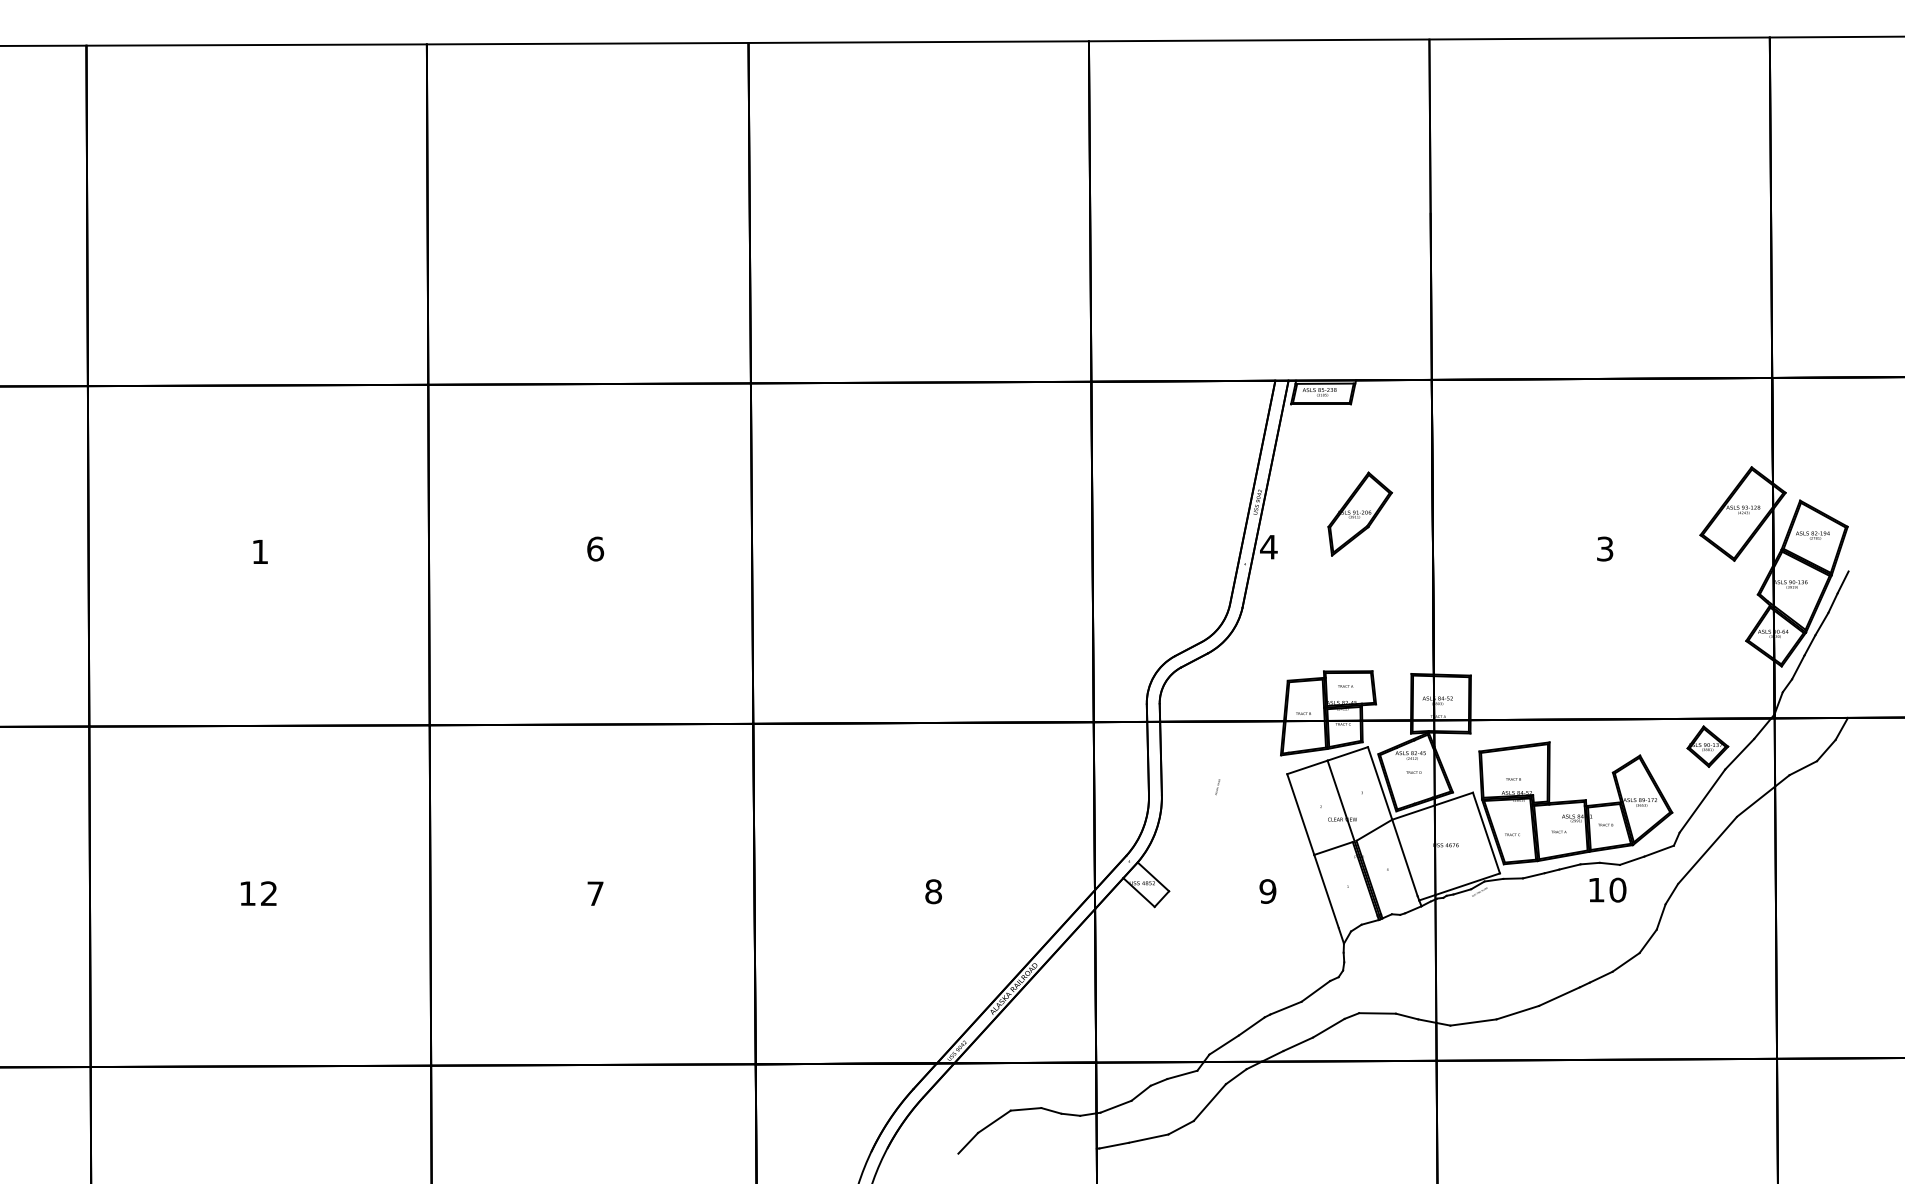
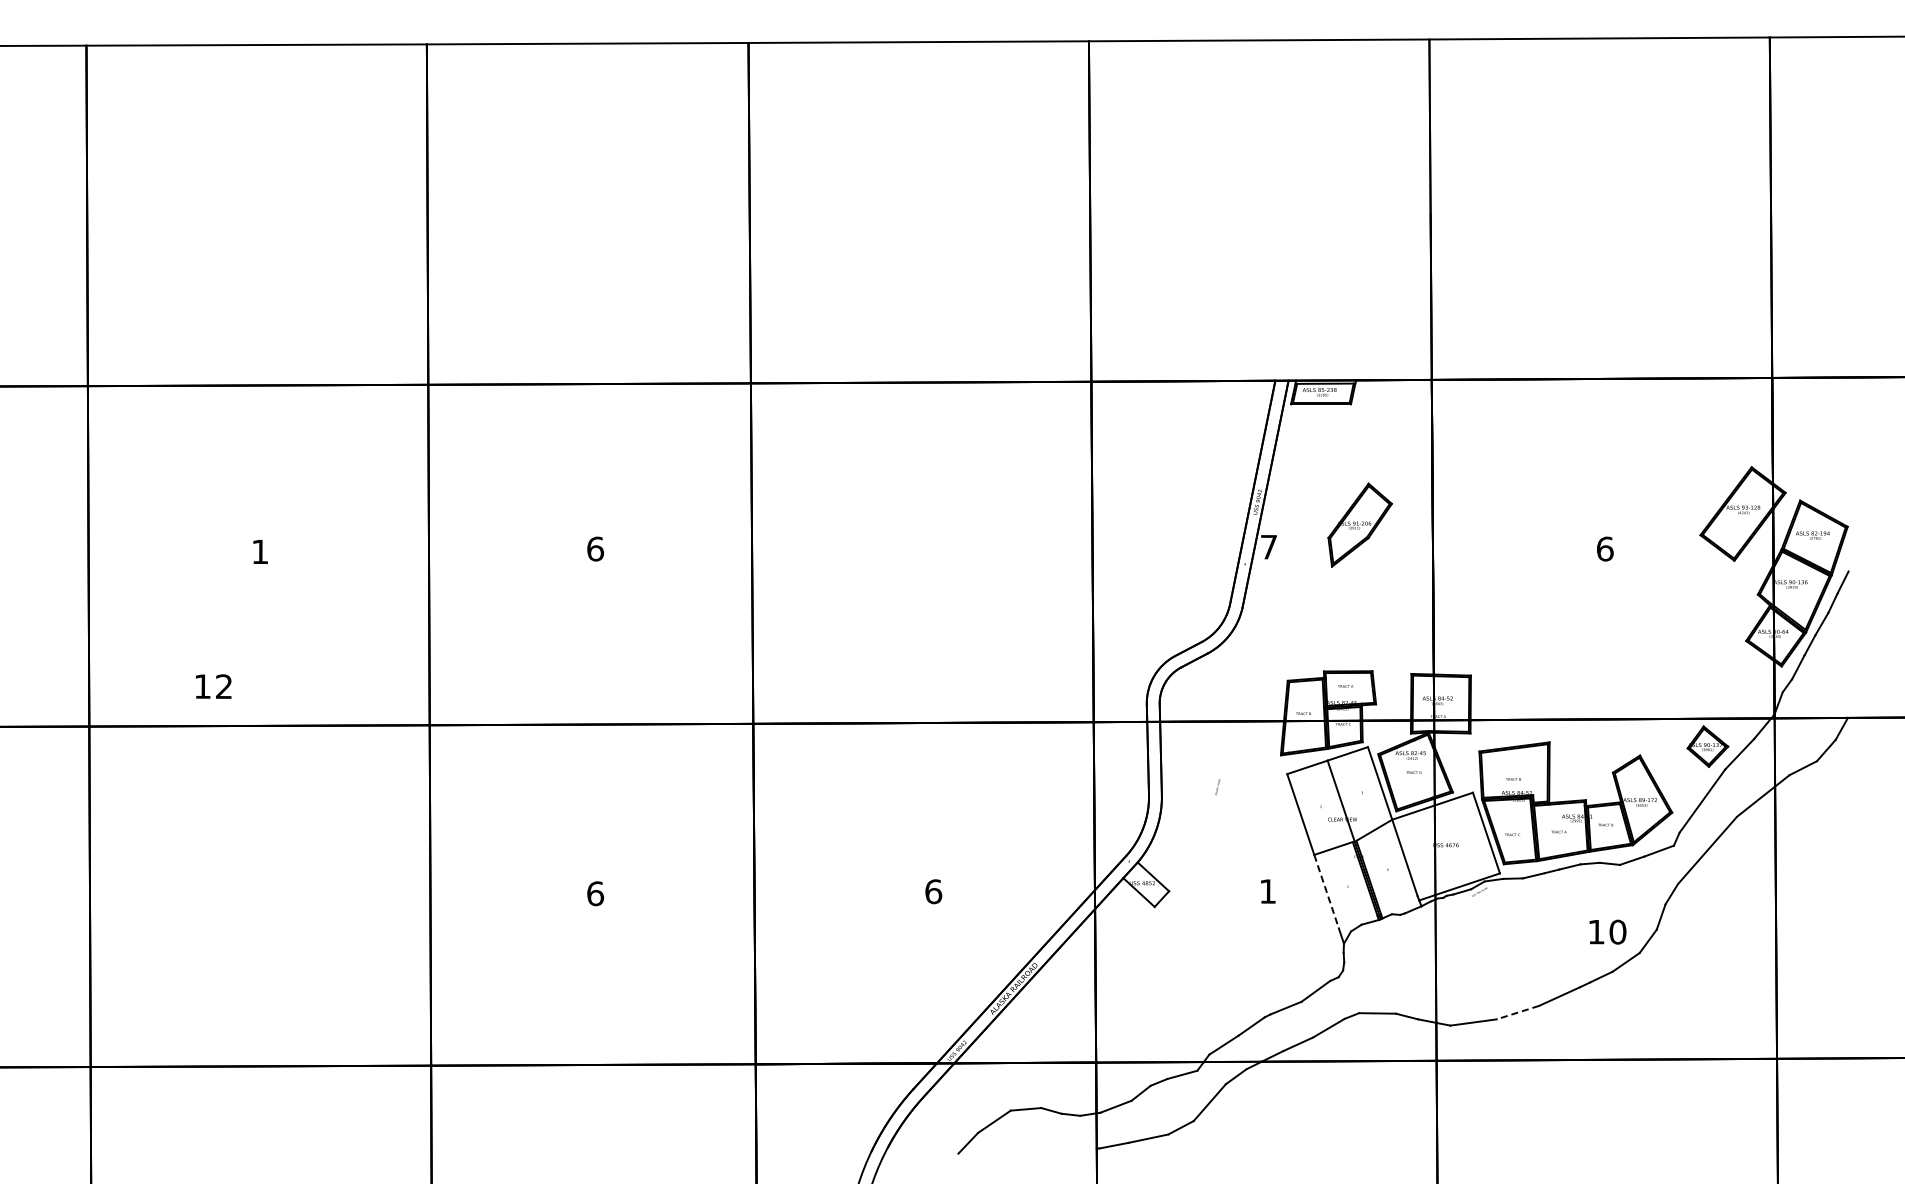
part position: (1360, 513) -> (1360, 524) (1360, 524)
text: 4 -> 7 (1268, 547)
text: 3 -> 6 (1605, 548)
text position: (1607, 889) -> (1607, 931) (1607, 931)
text: 8 -> 6 (933, 891)
text: 9 -> 1 (1267, 891)
line: solid -> dashed (1326, 891)
text position: (258, 893) -> (213, 686) (213, 686)
text: 7 -> 6 (595, 893)
line: solid -> dashed (1517, 1012)
